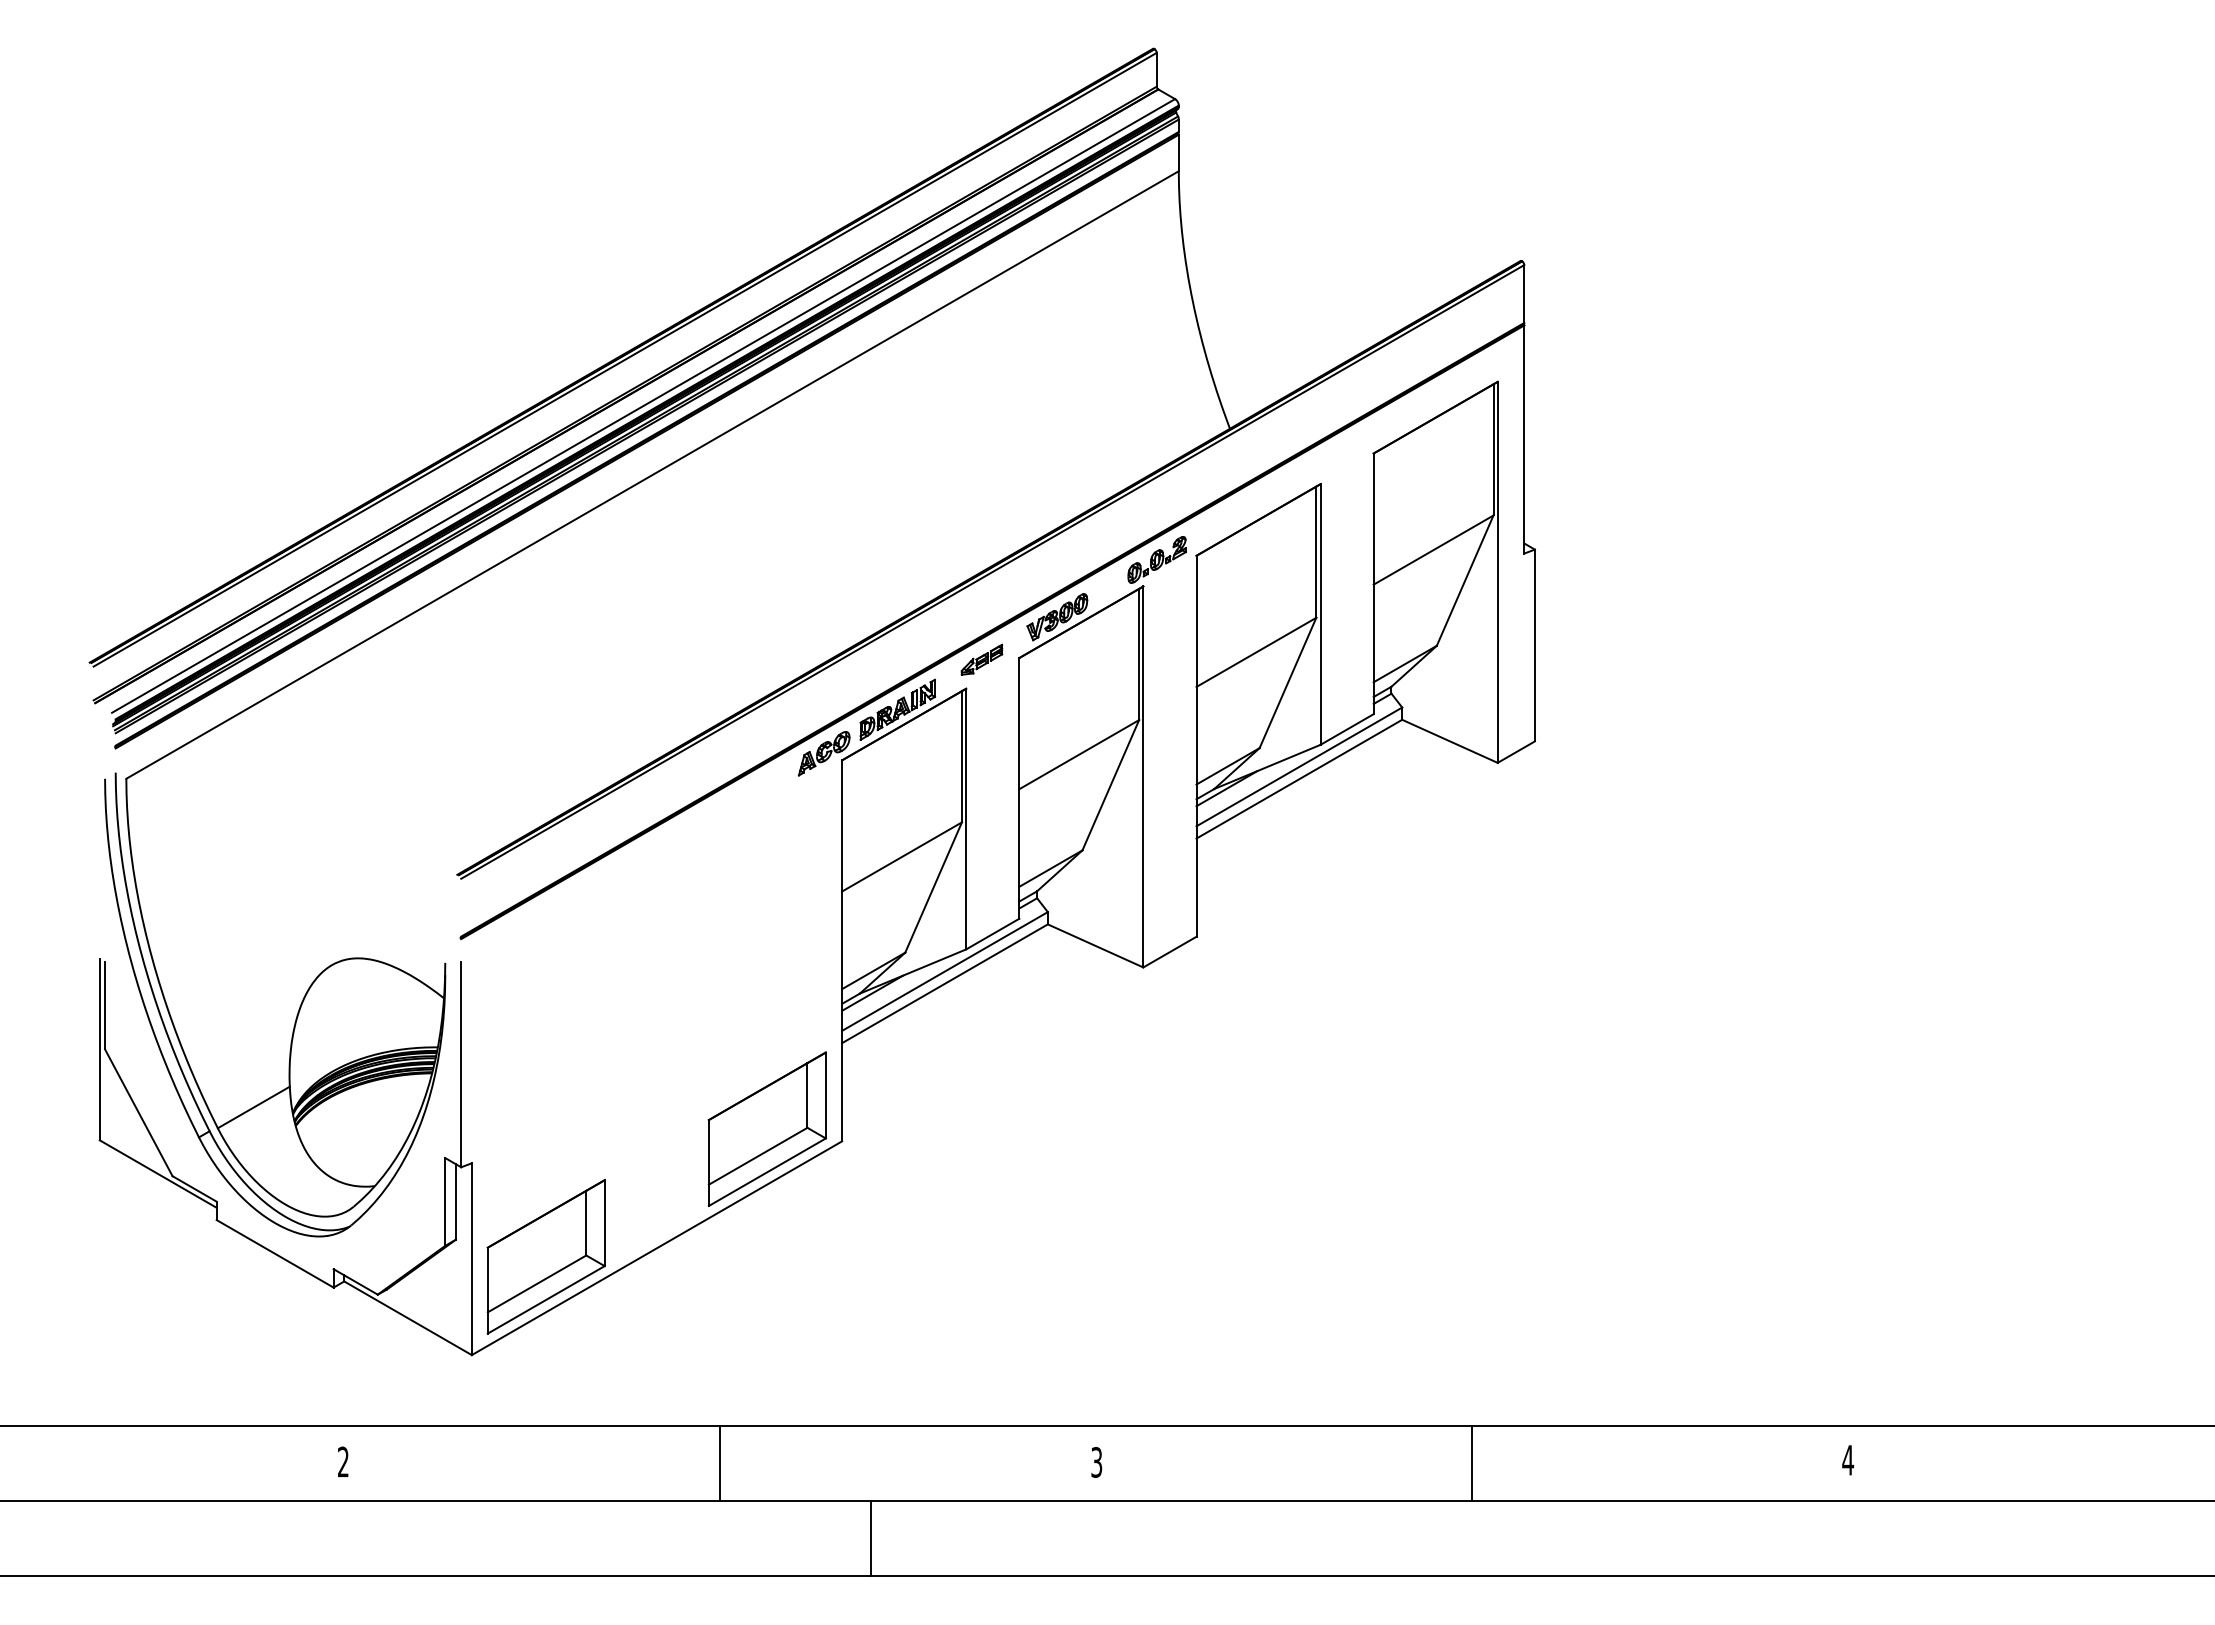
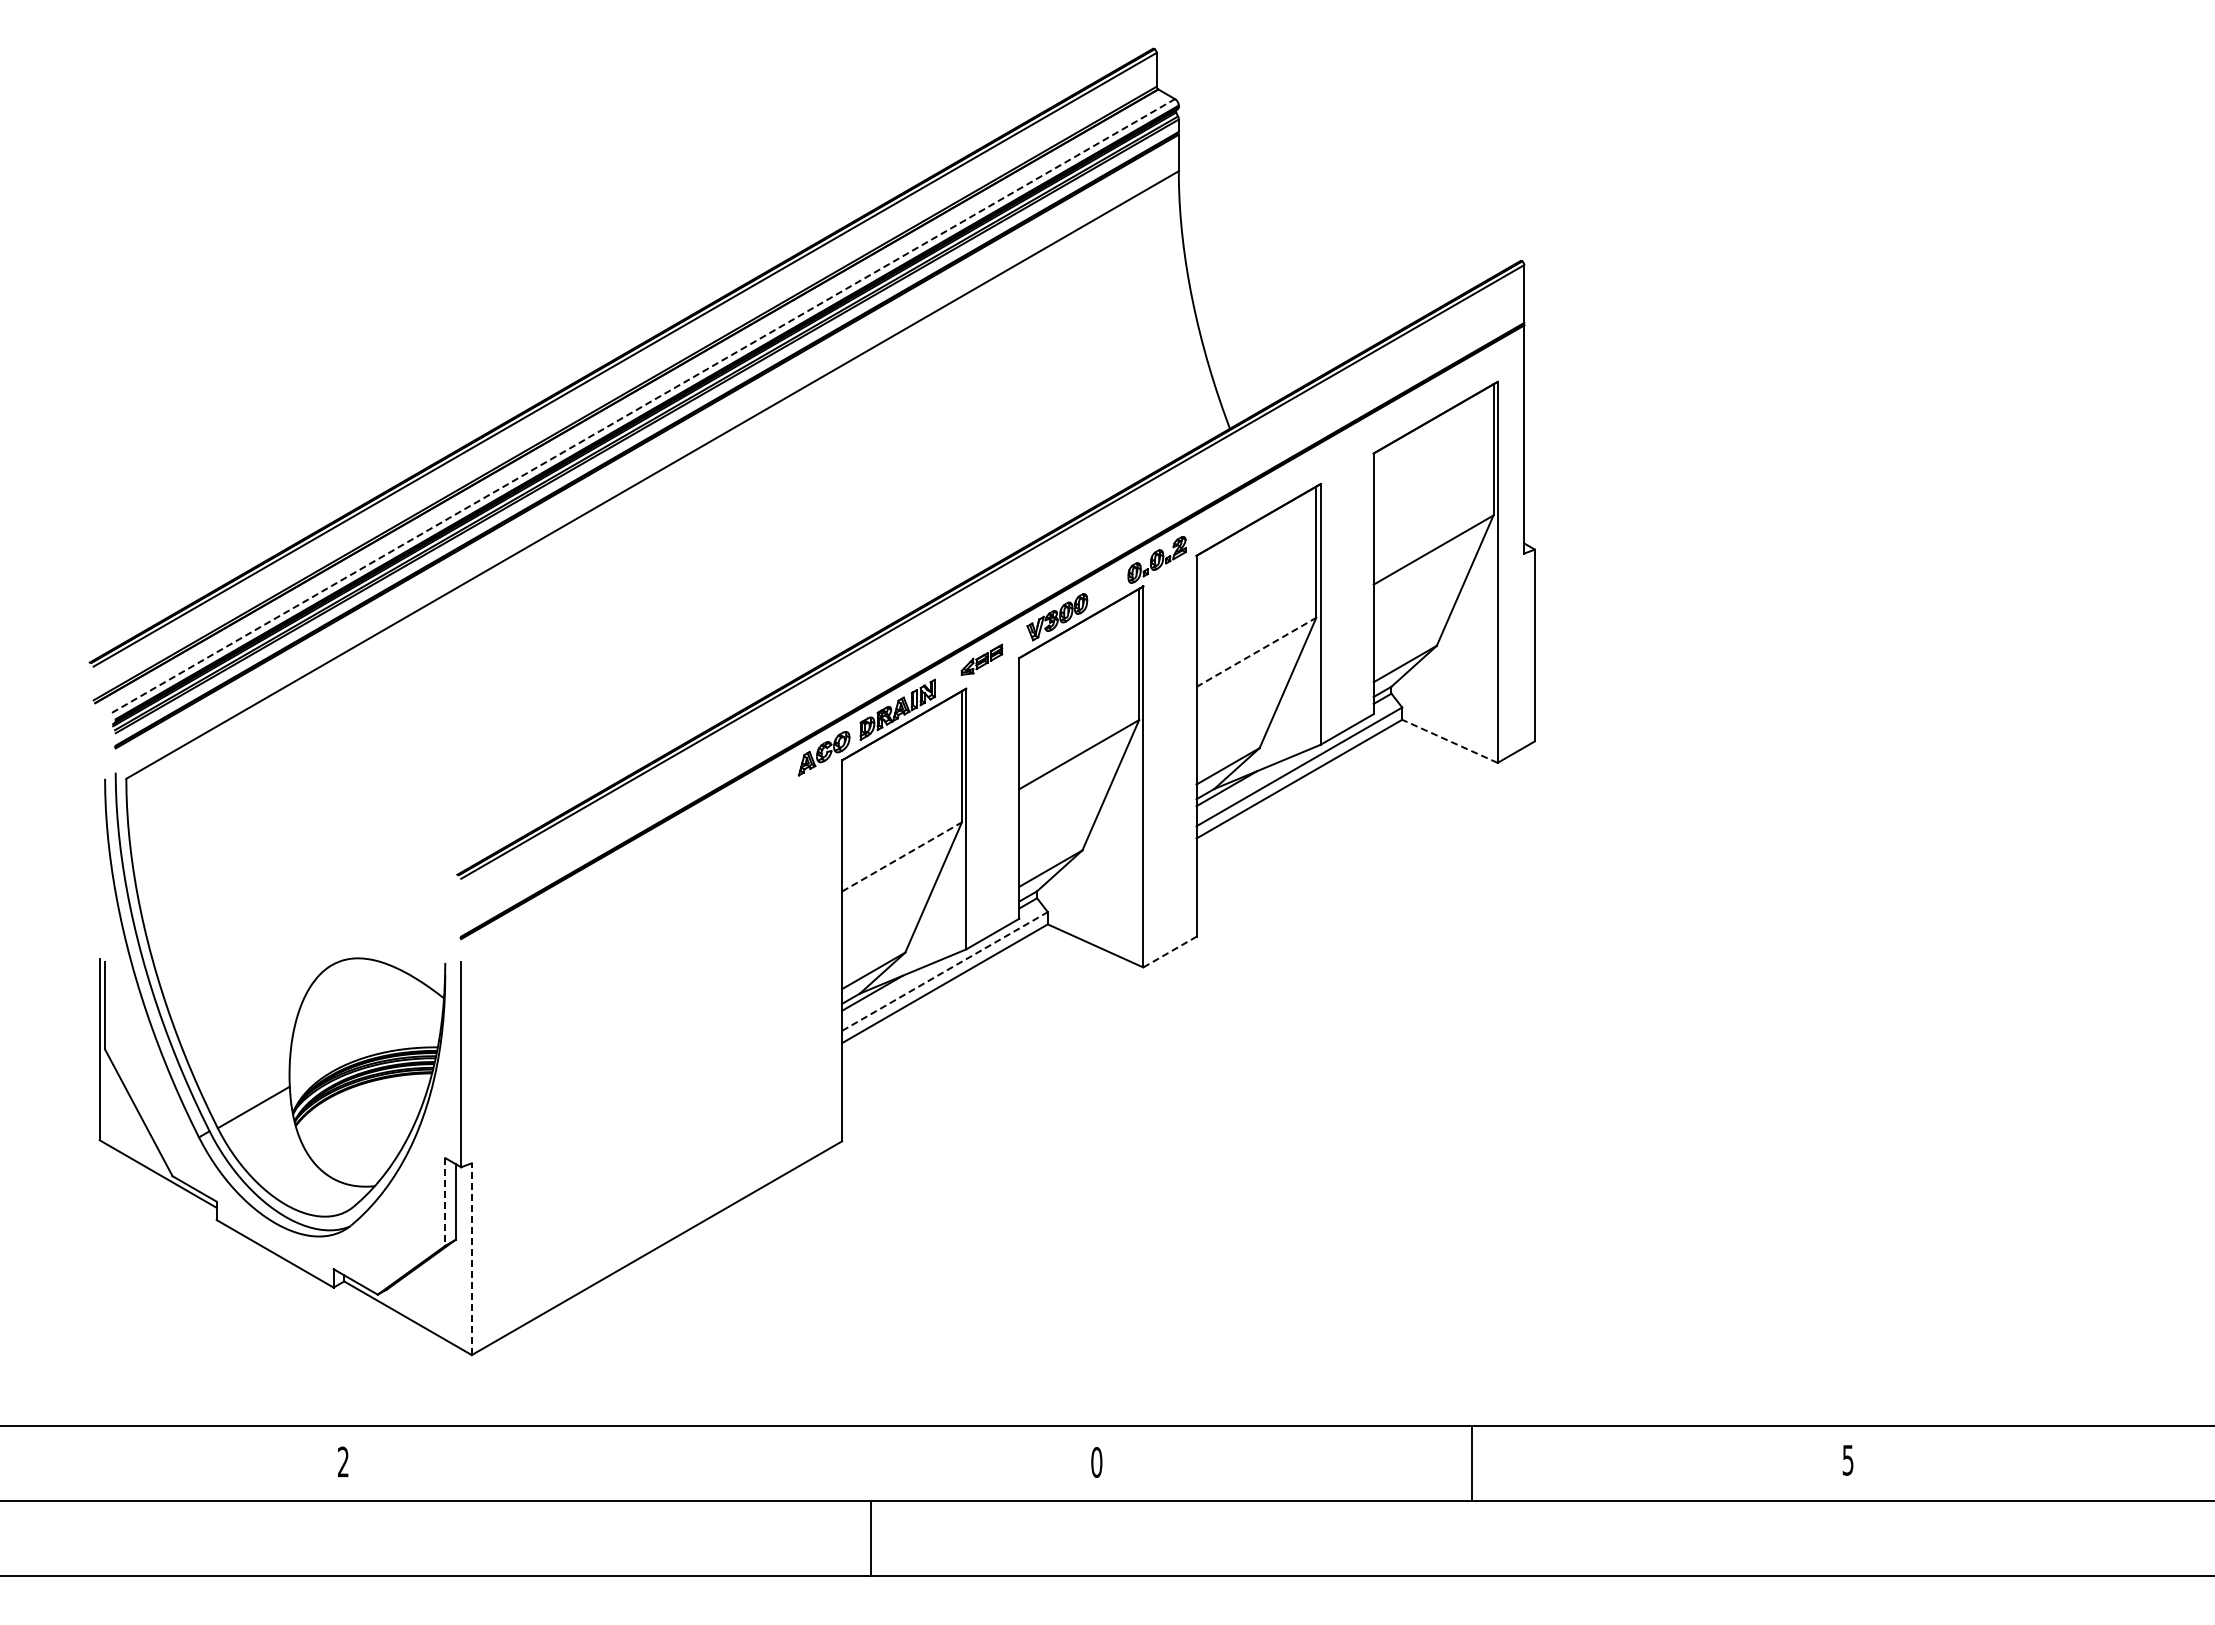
line: solid -> dashed (643, 405)
line: solid -> dashed (1256, 652)
line: solid -> dashed (1449, 741)
line: solid -> dashed (902, 856)
line: solid -> dashed (1169, 952)
line: solid -> dashed (944, 971)
part: present -> none (766, 1128)
line: solid -> dashed (445, 1201)
part: present -> none (545, 1256)
line: solid -> dashed (471, 1259)
text: 4 -> 5 (1848, 1460)
text: 3 -> 0 (1096, 1462)
line: present -> none (720, 1463)
